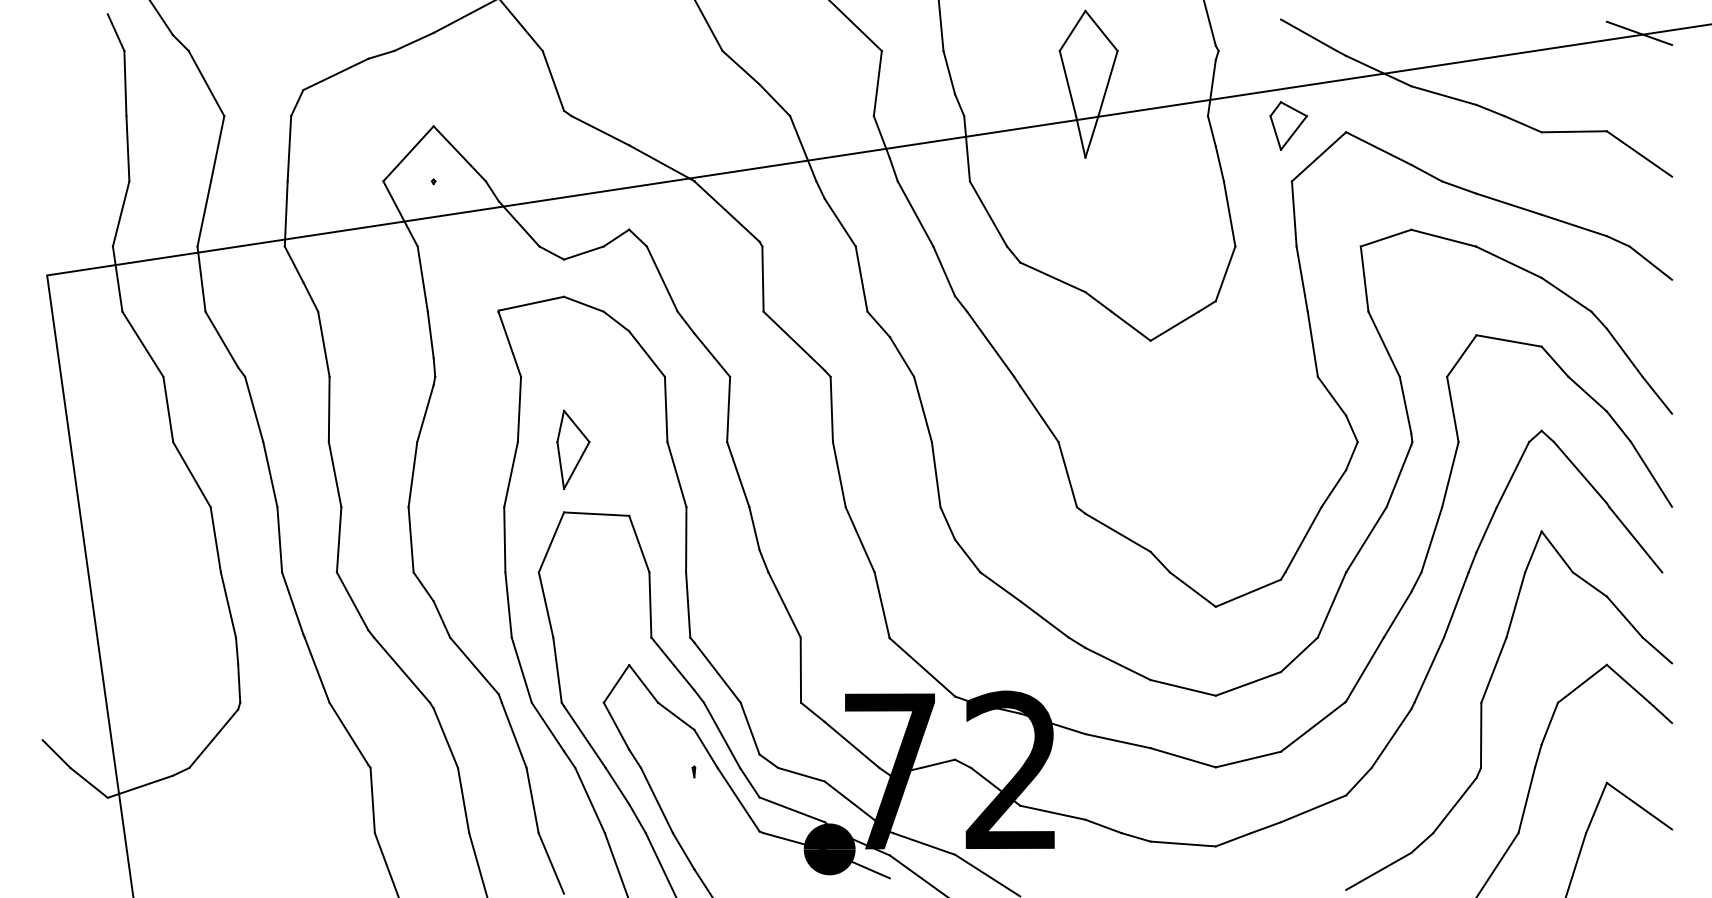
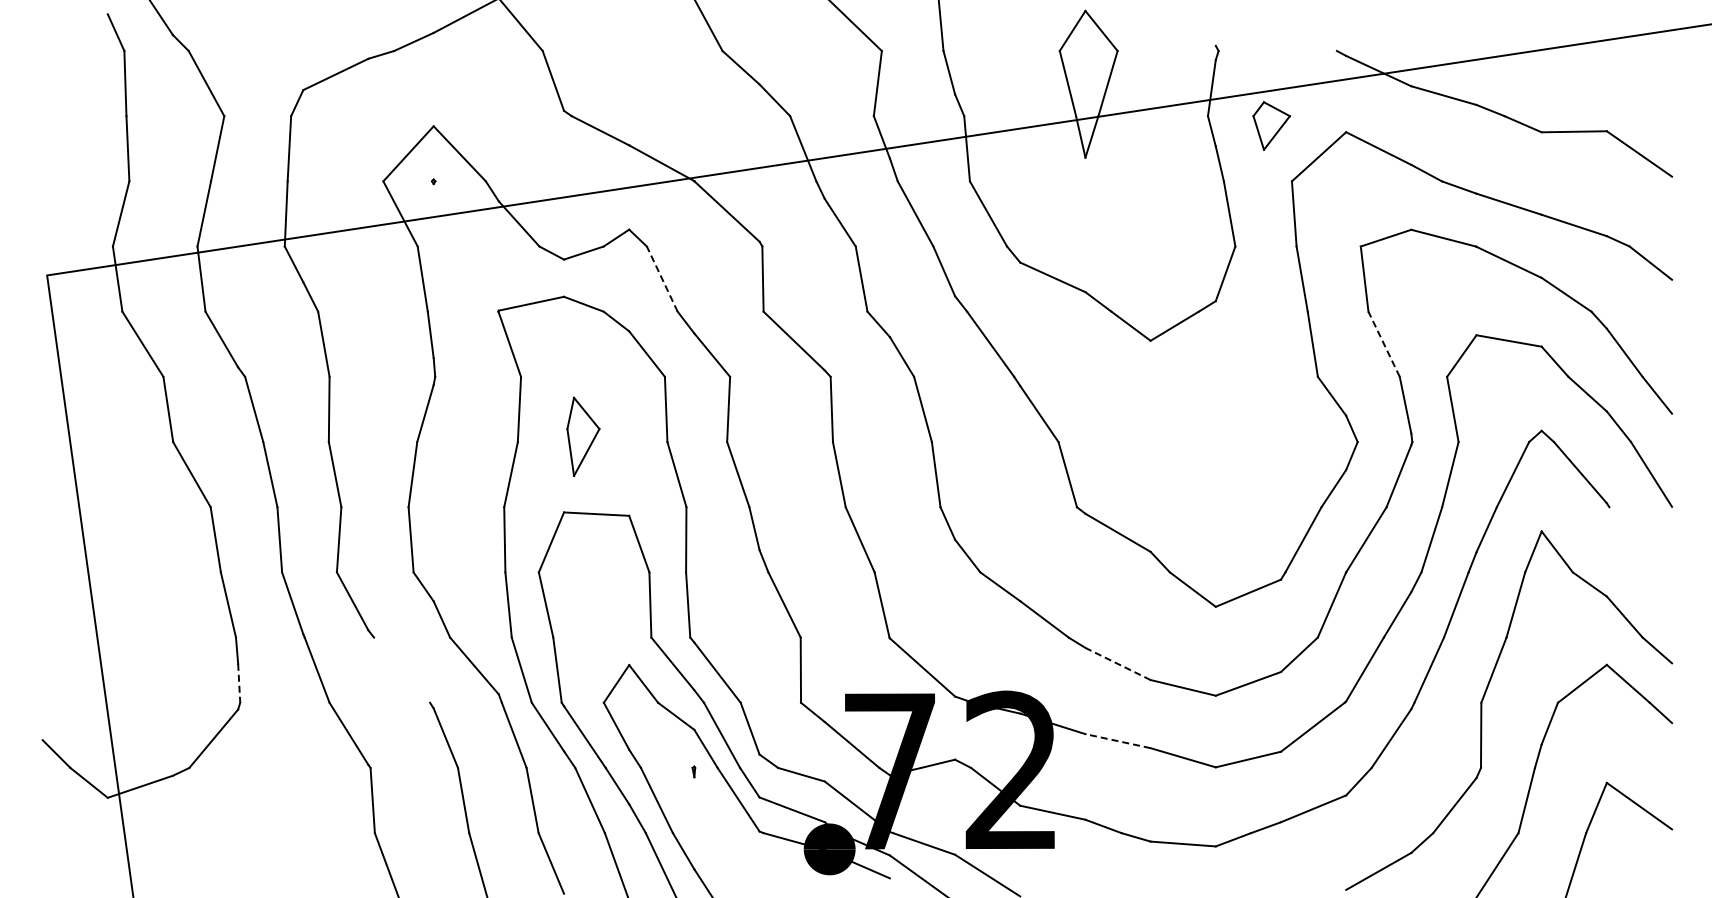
line: present -> none (1209, 23)
line: present -> none (1639, 33)
line: present -> none (1308, 35)
part position: (1288, 125) -> (1271, 125) (1271, 125)
line: solid -> dashed (662, 278)
line: solid -> dashed (1383, 343)
part position: (573, 449) -> (583, 436) (583, 436)
line: present -> none (1635, 539)
line: solid -> dashed (1117, 663)
line: present -> none (402, 669)
line: solid -> dashed (239, 683)
line: solid -> dashed (1117, 741)
